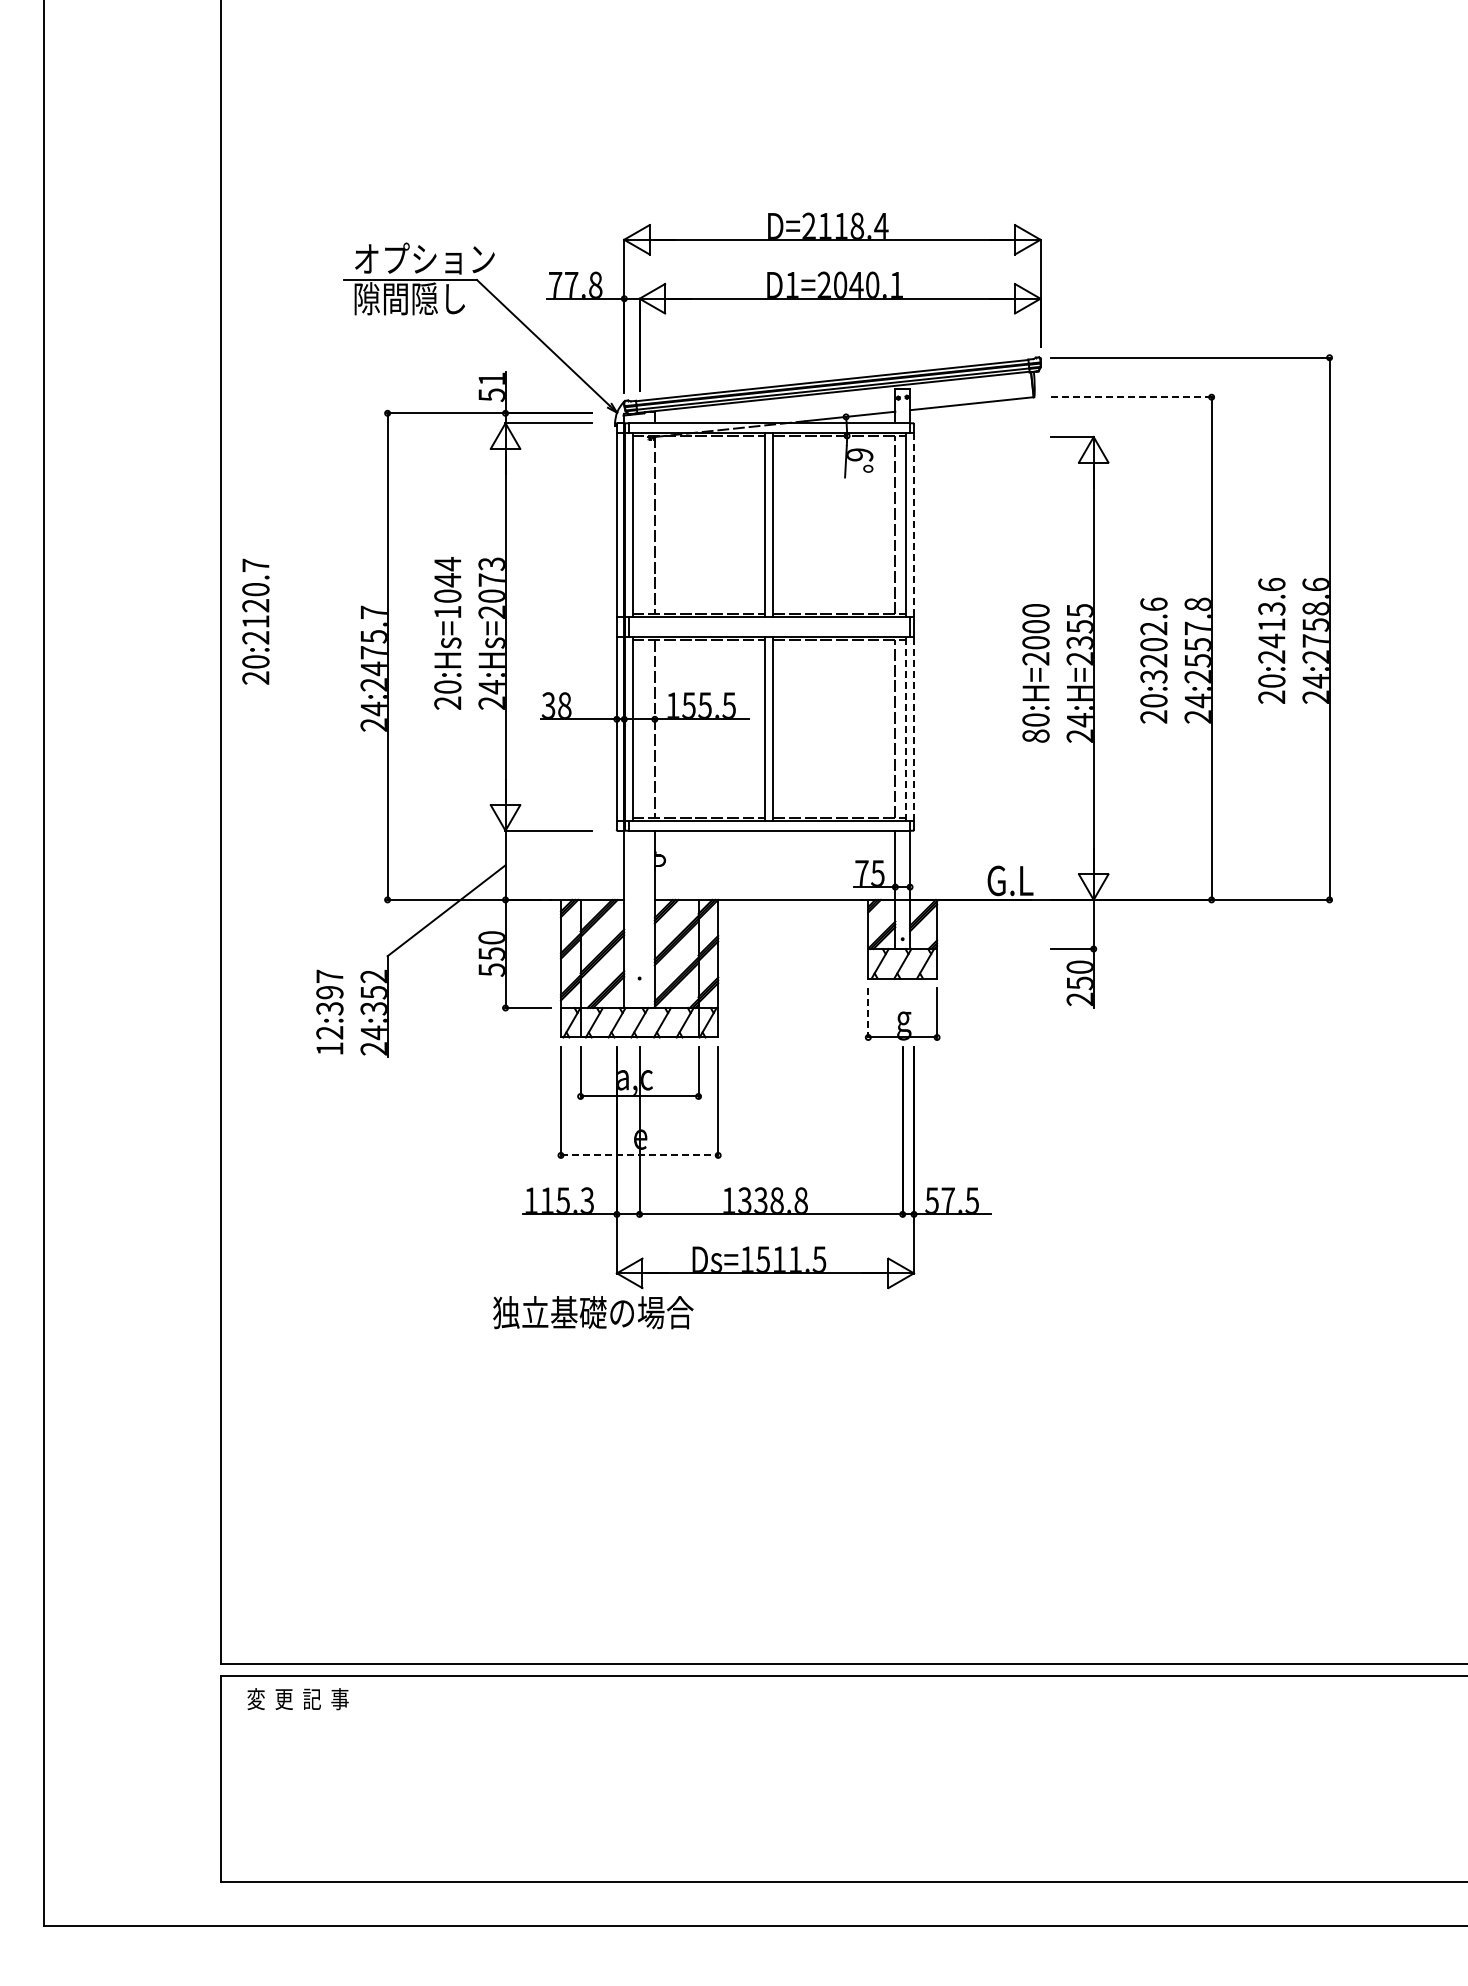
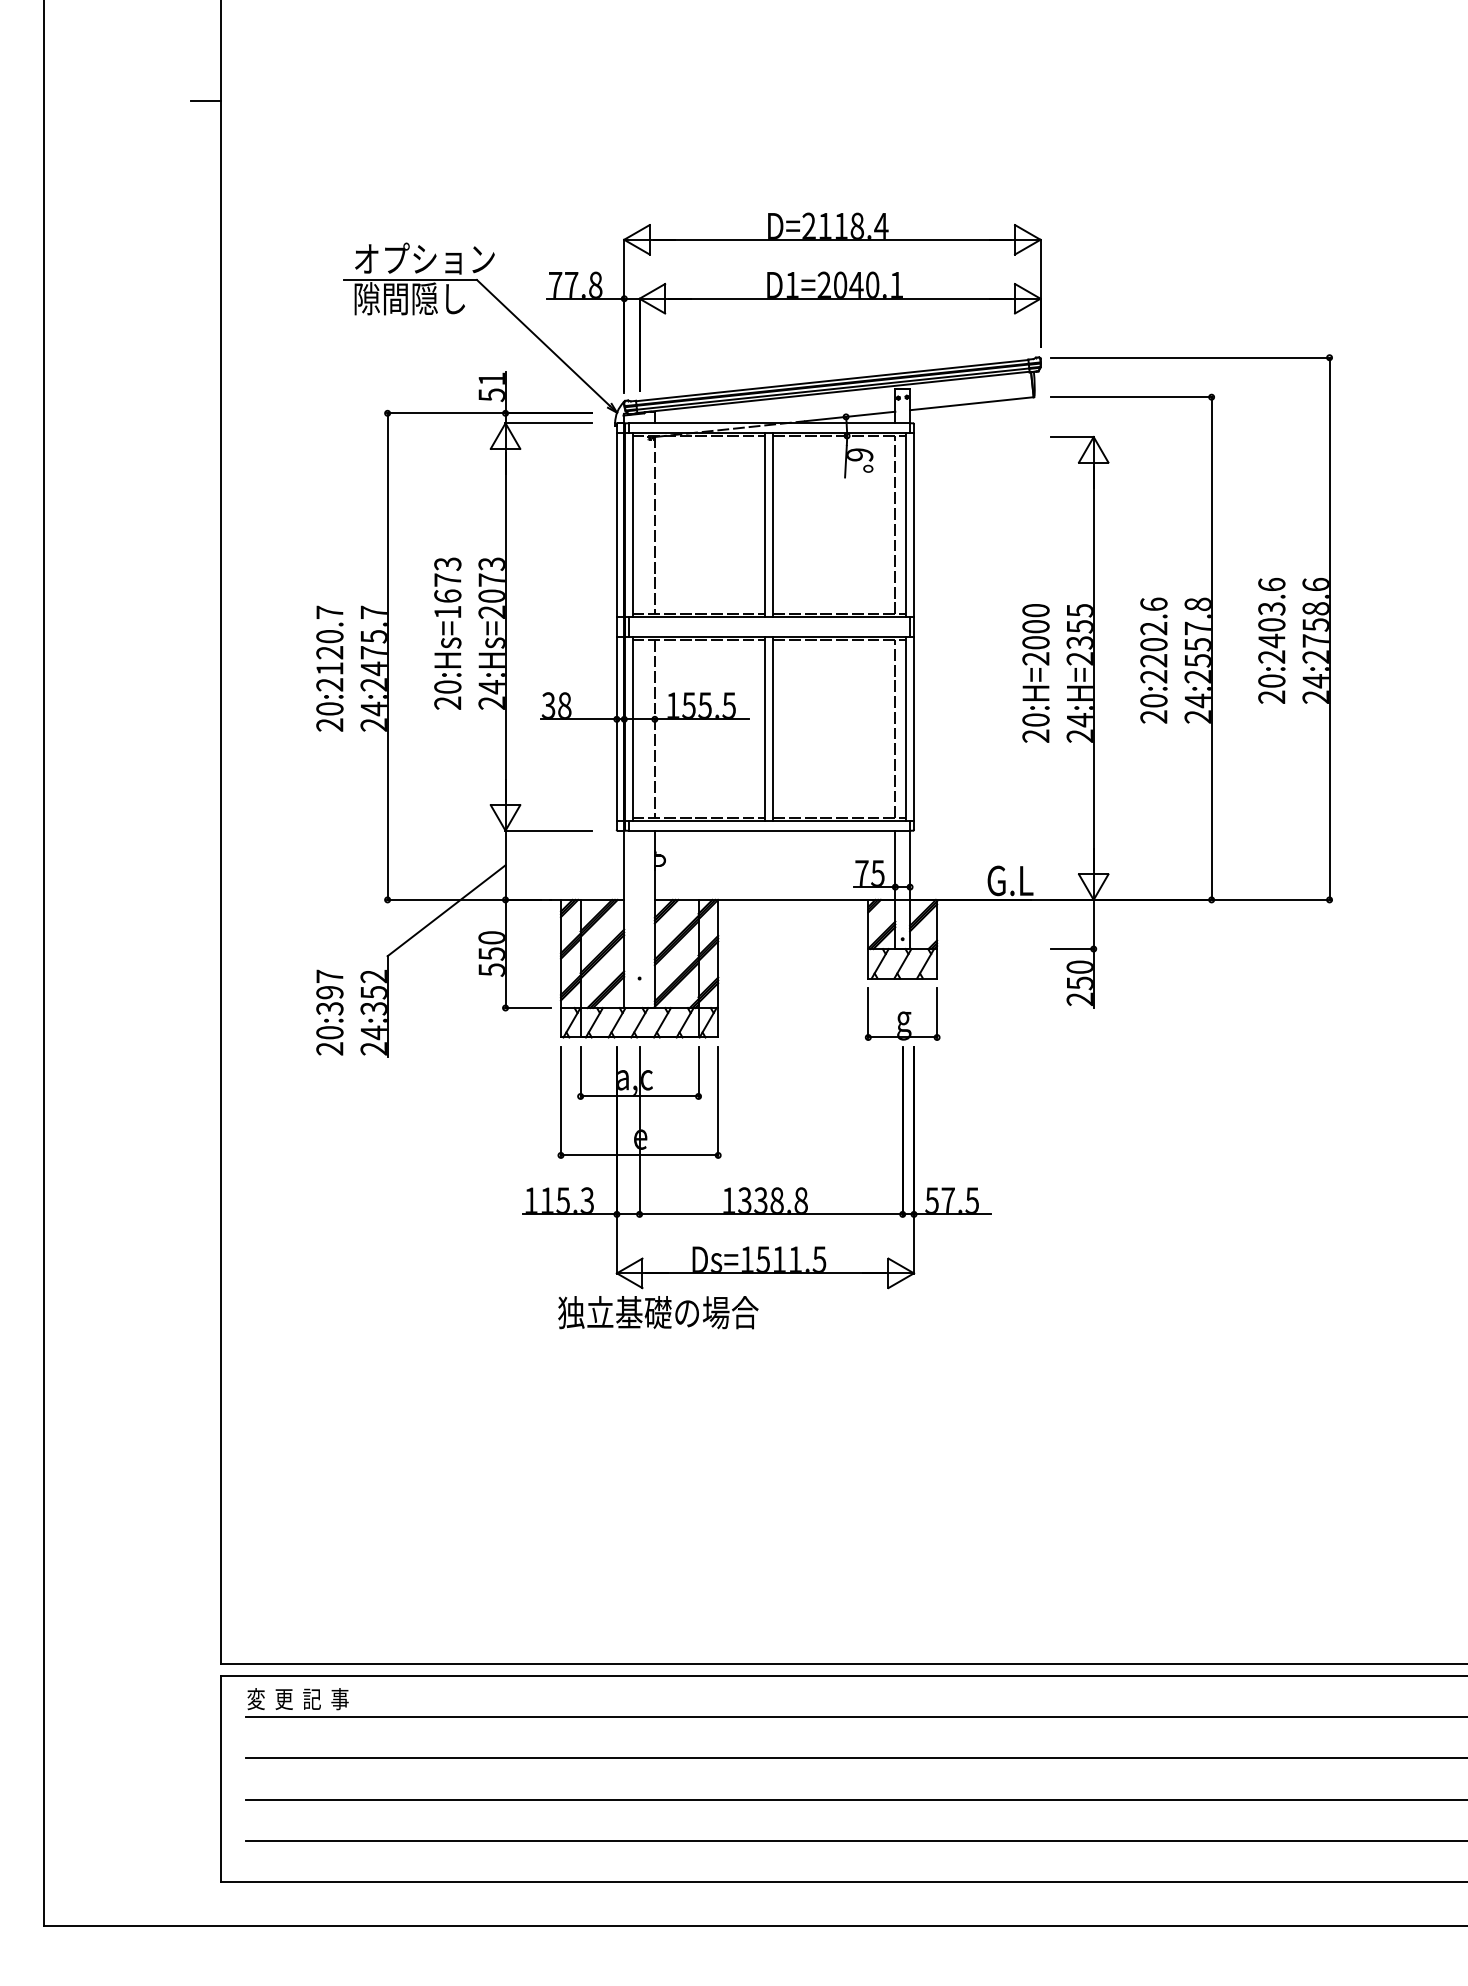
line: none -> present (205, 101)
line: dashed -> solid (1131, 397)
line: dashed -> solid (914, 525)
text: 20:Hs=1044 -> 20:Hs=1673 (447, 579)
text position: (255, 621) -> (329, 668) (329, 668)
text: 20:2413.6 -> 20:2403.6 (1271, 624)
text: 20:3202.6 -> 20:2202.6 (1153, 676)
line: dashed -> solid (906, 728)
line: dashed -> solid (914, 728)
text: 80:H=2000 -> 20:H=2000 (1035, 735)
line: dashed -> solid (868, 1013)
text: 12:397 -> 20:397 (329, 1040)
line: dashed -> solid (639, 1155)
text position: (593, 1312) -> (658, 1312) (658, 1312)
line: none -> present (854, 1717)
line: none -> present (854, 1758)
line: none -> present (854, 1799)
line: none -> present (854, 1840)
